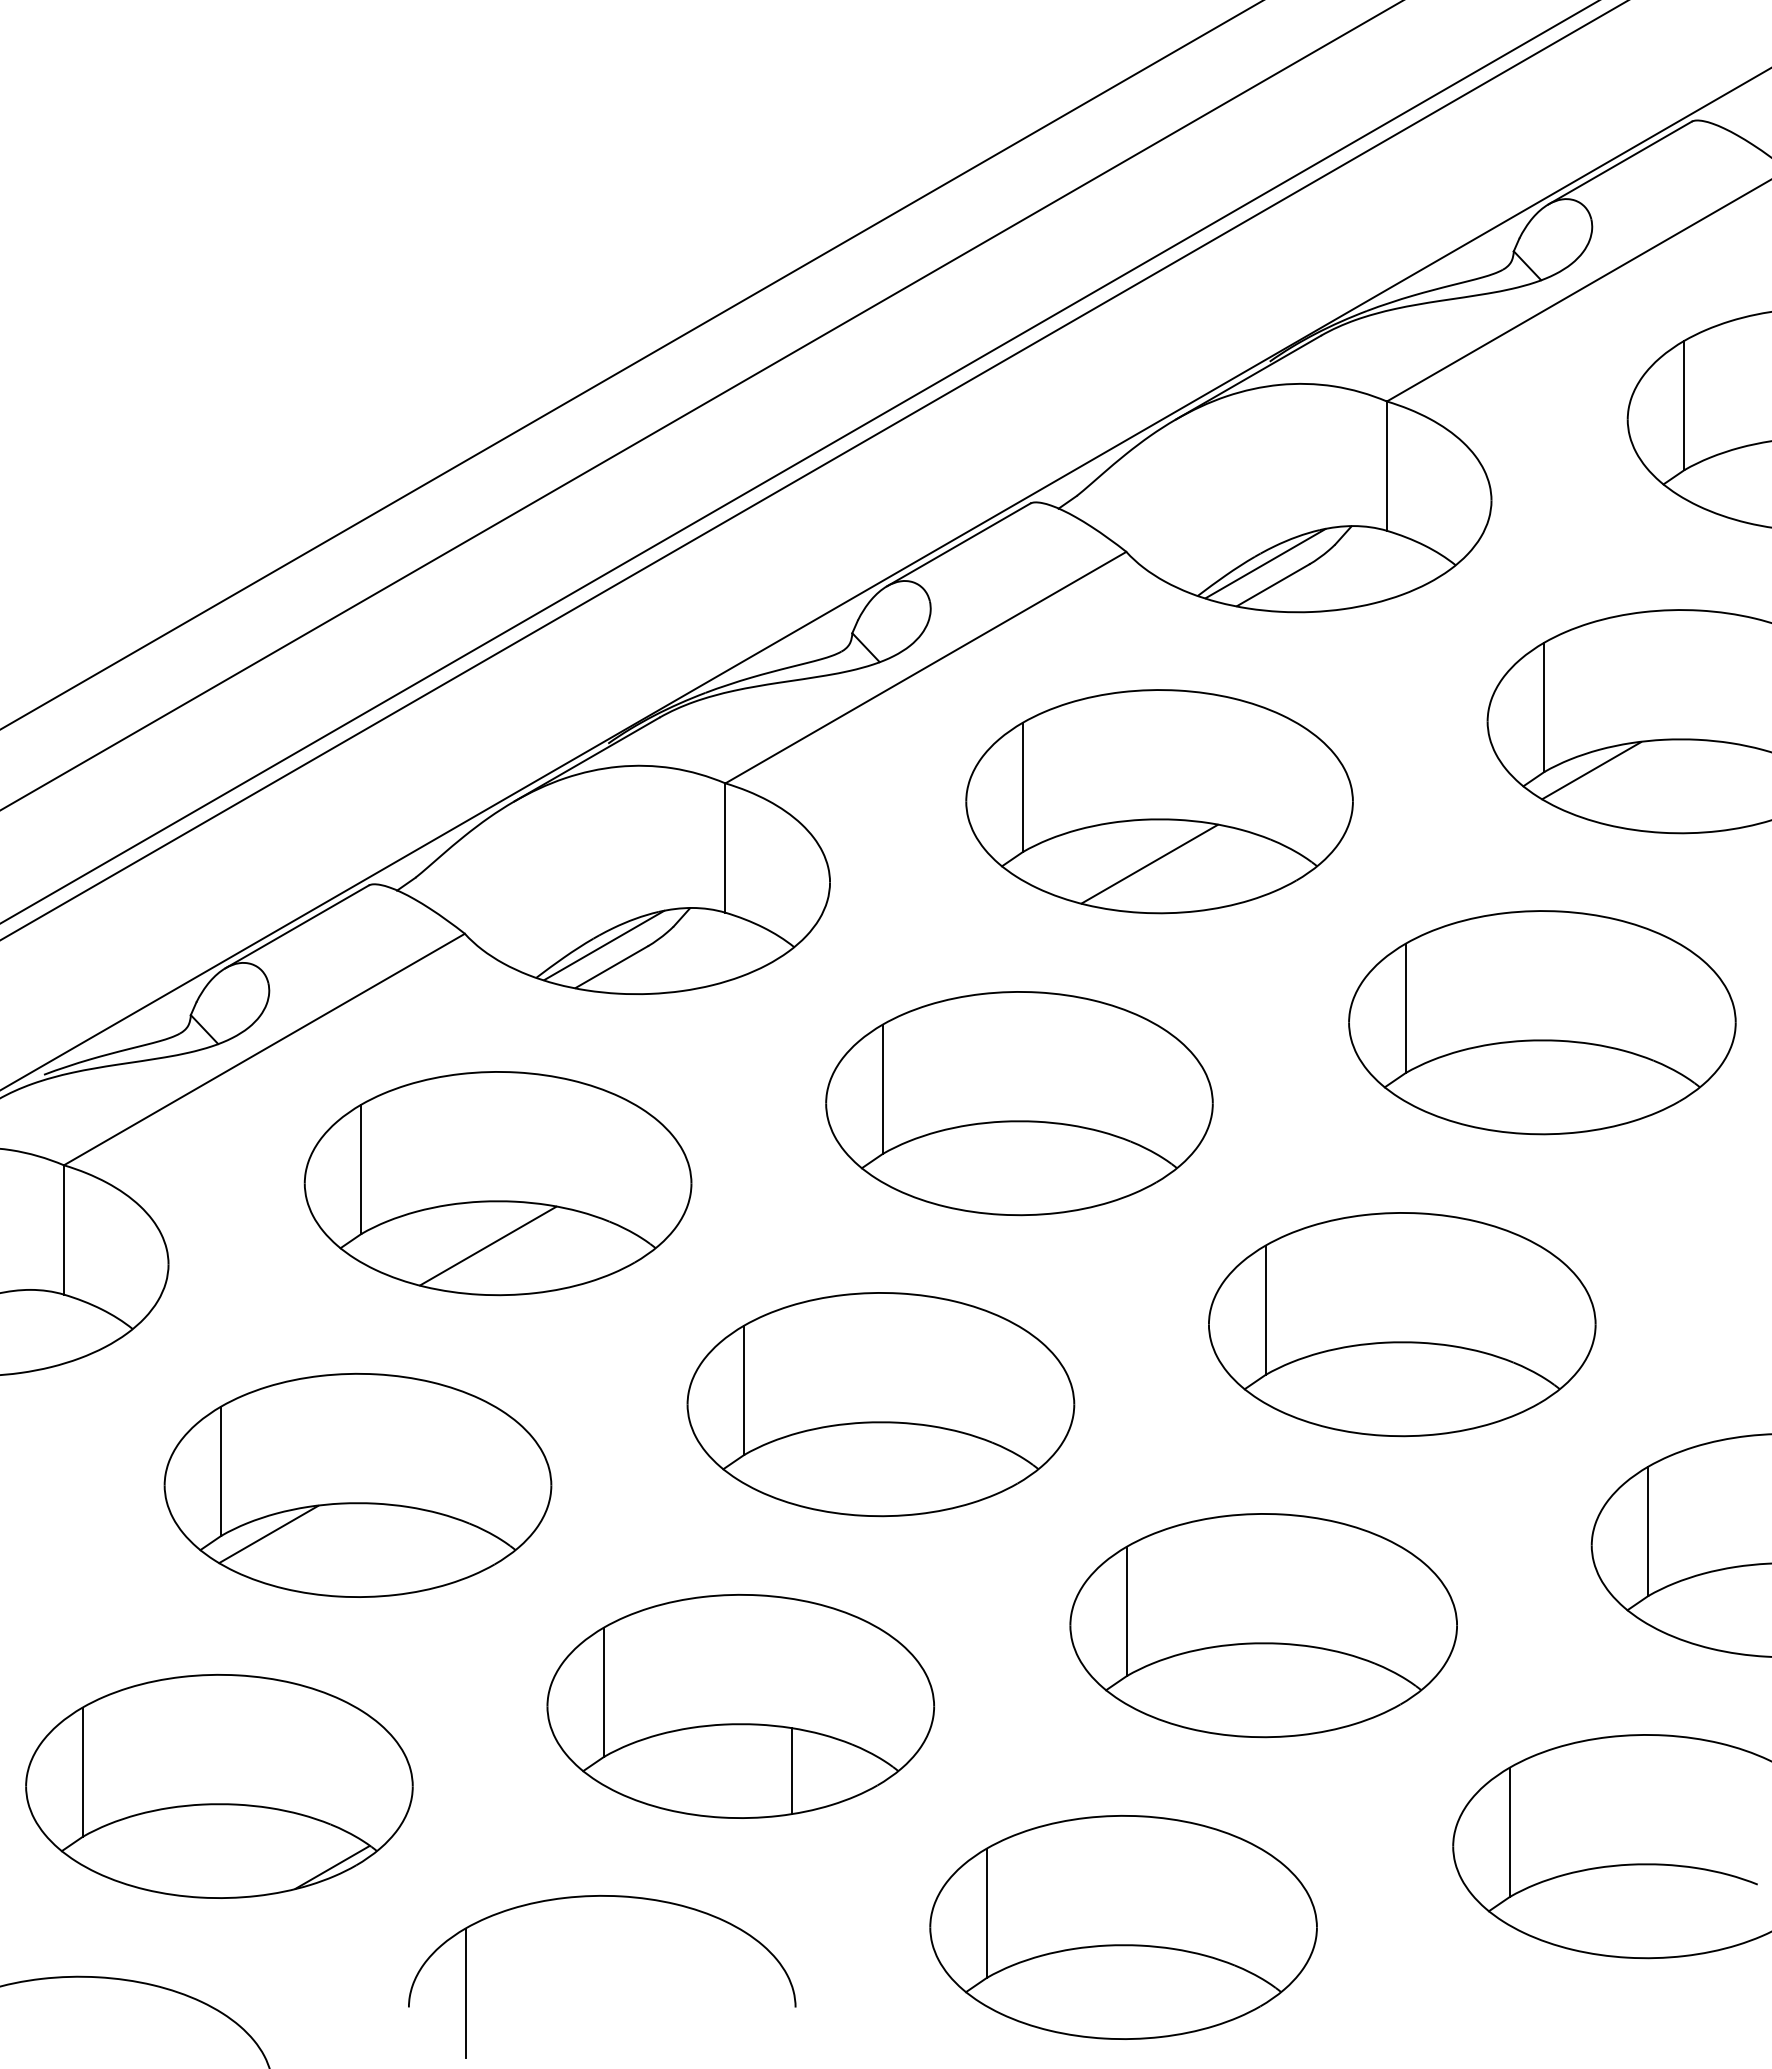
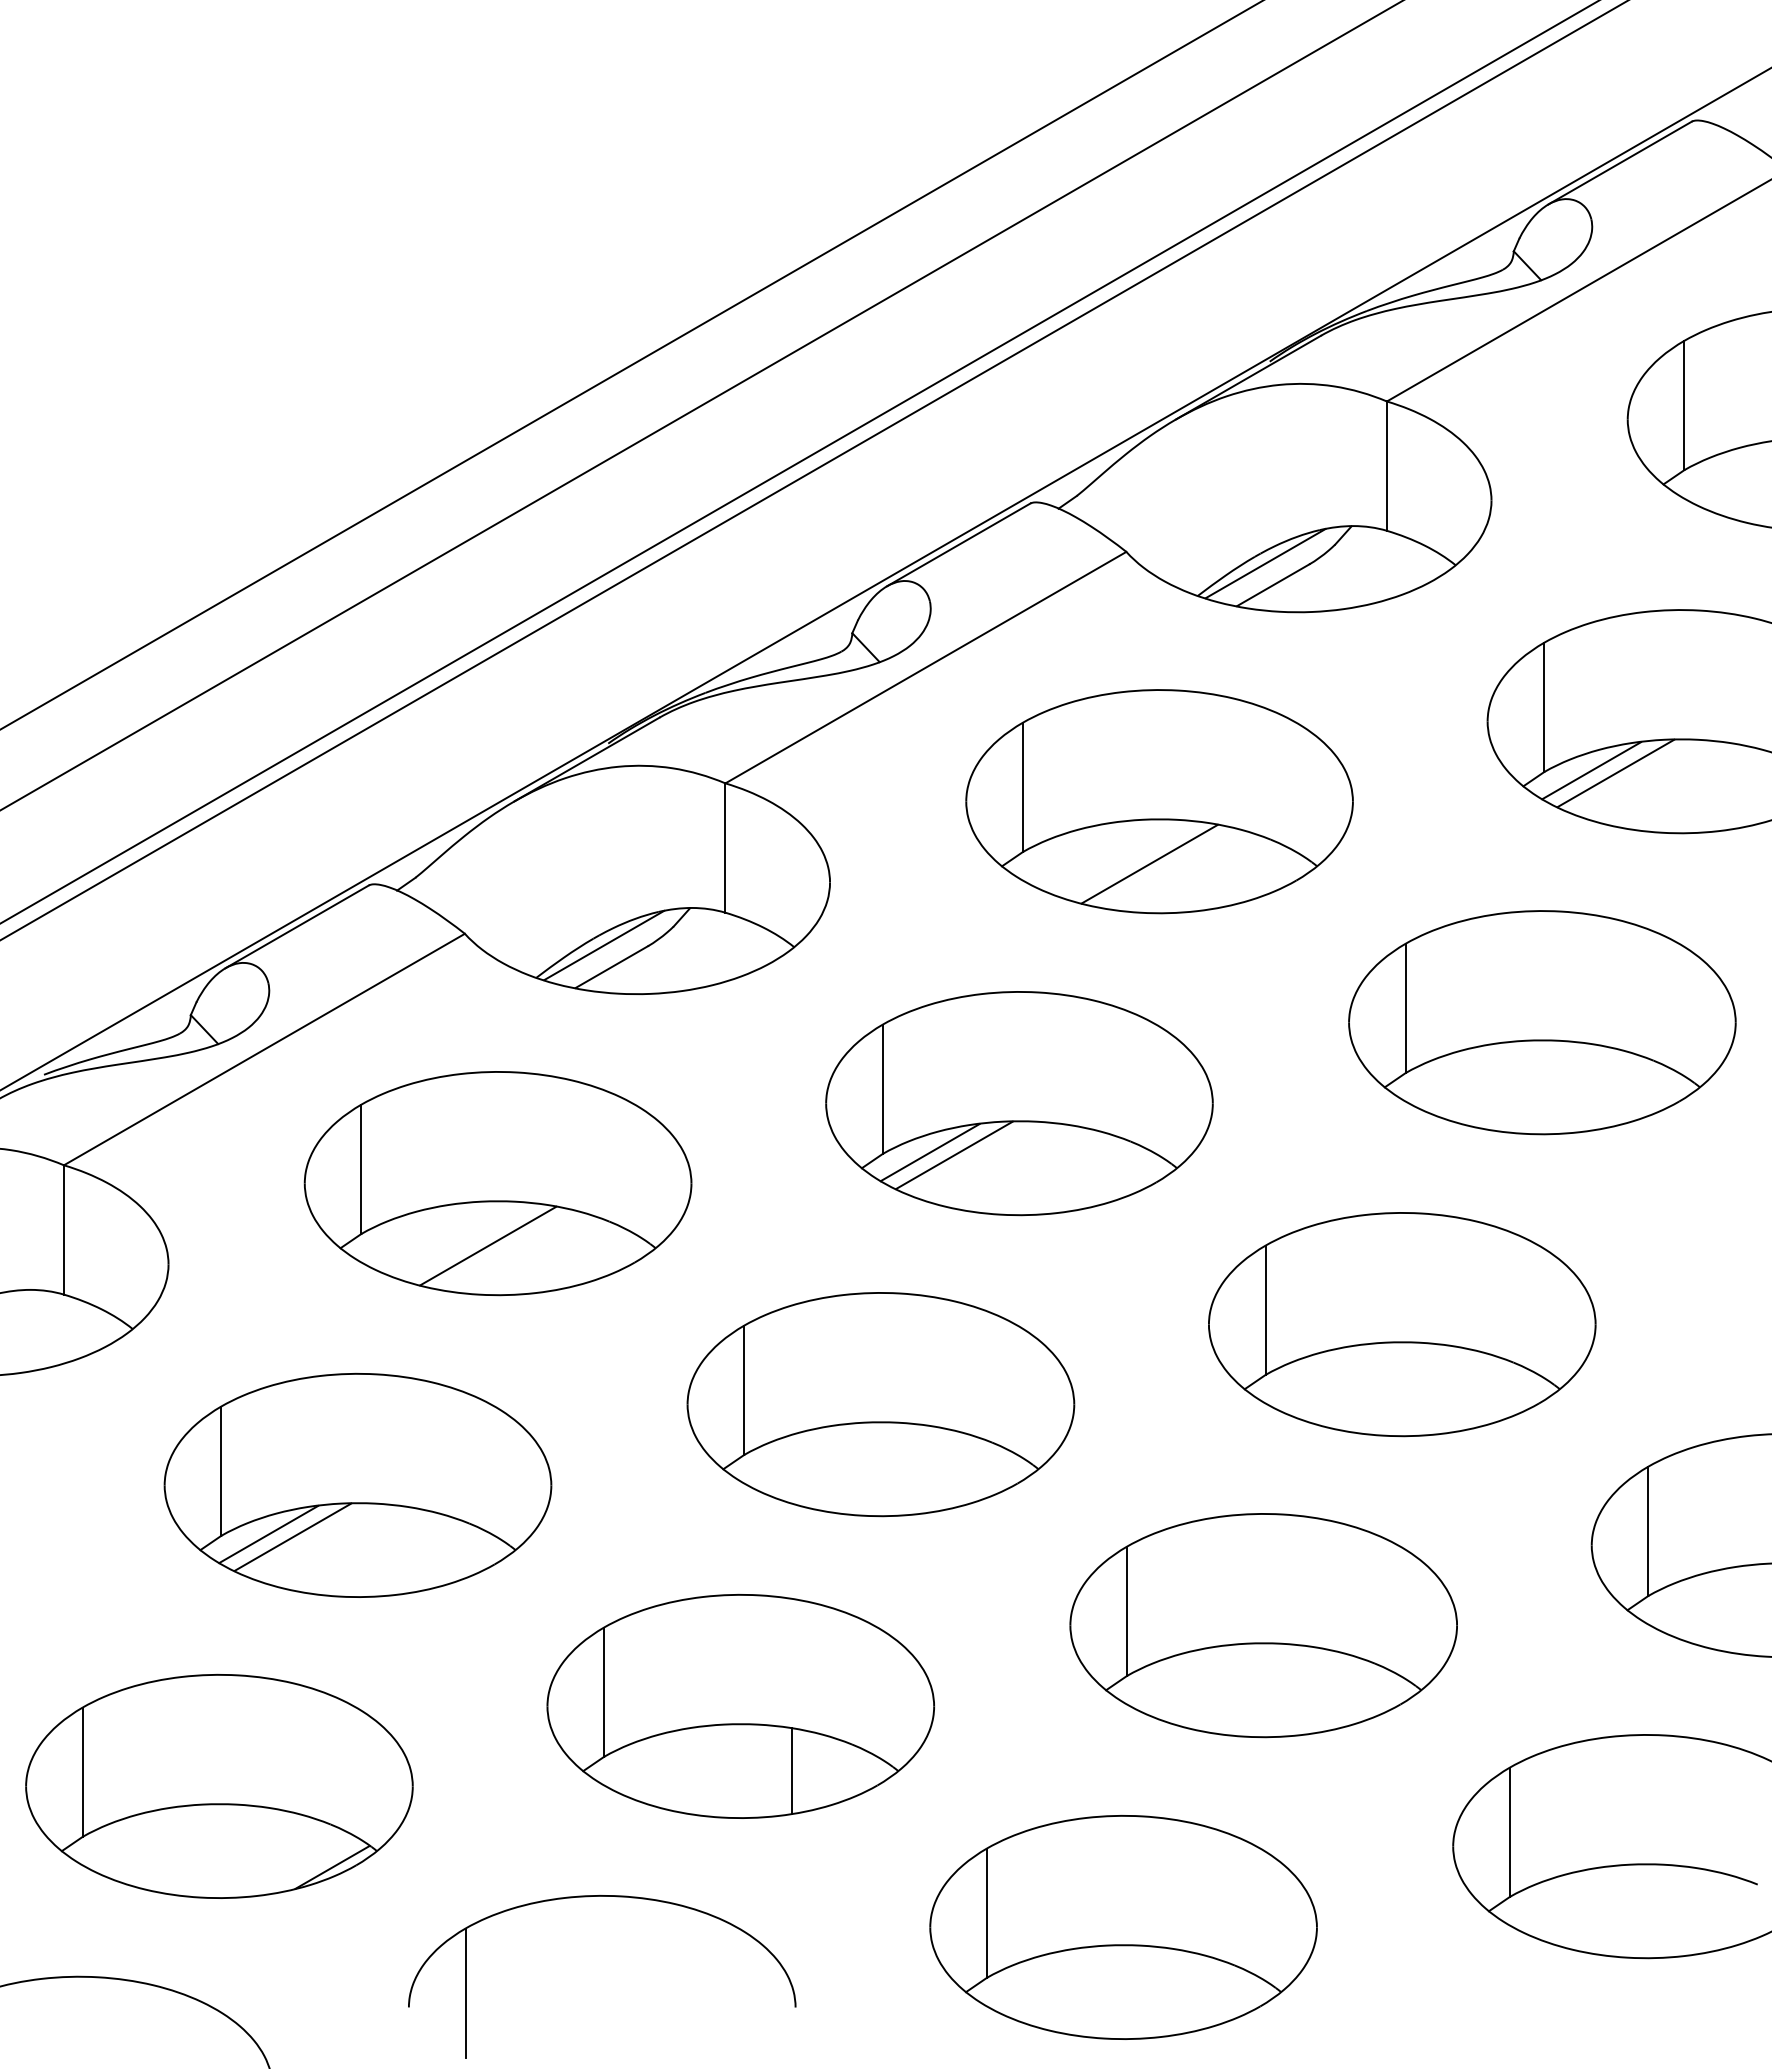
line: none -> present (1615, 773)
line: none -> present (929, 1152)
line: none -> present (954, 1155)
line: none -> present (292, 1536)
